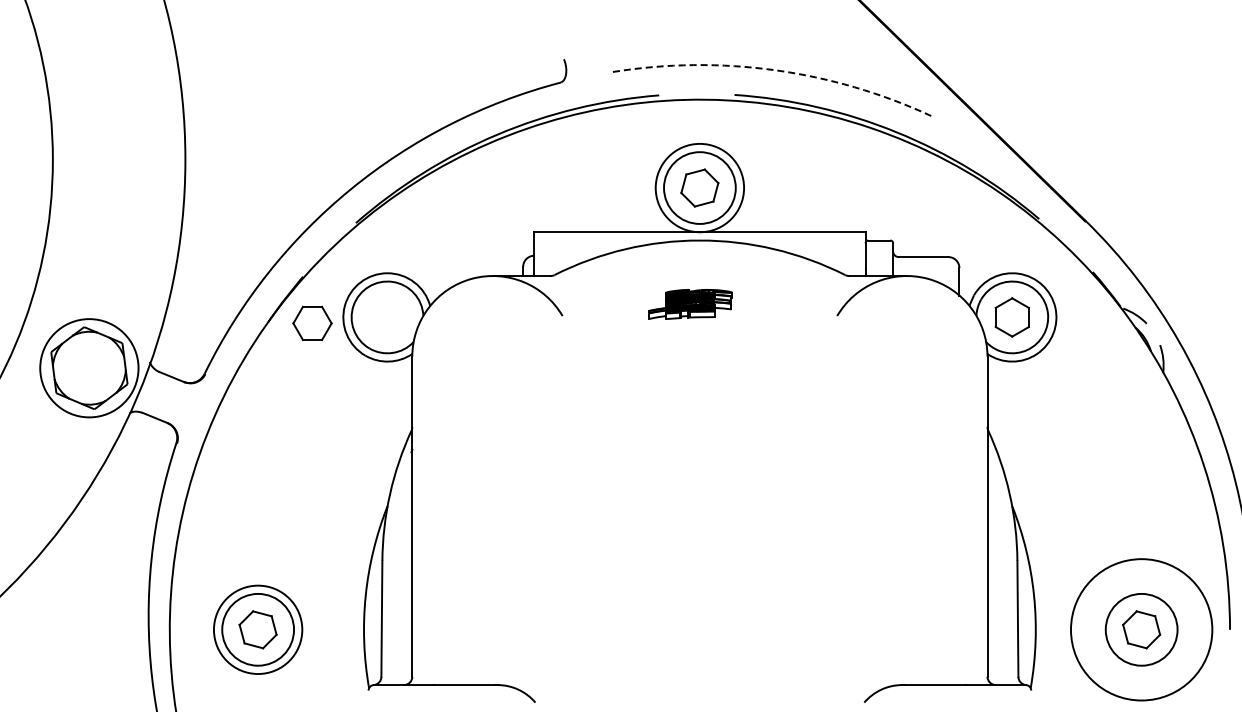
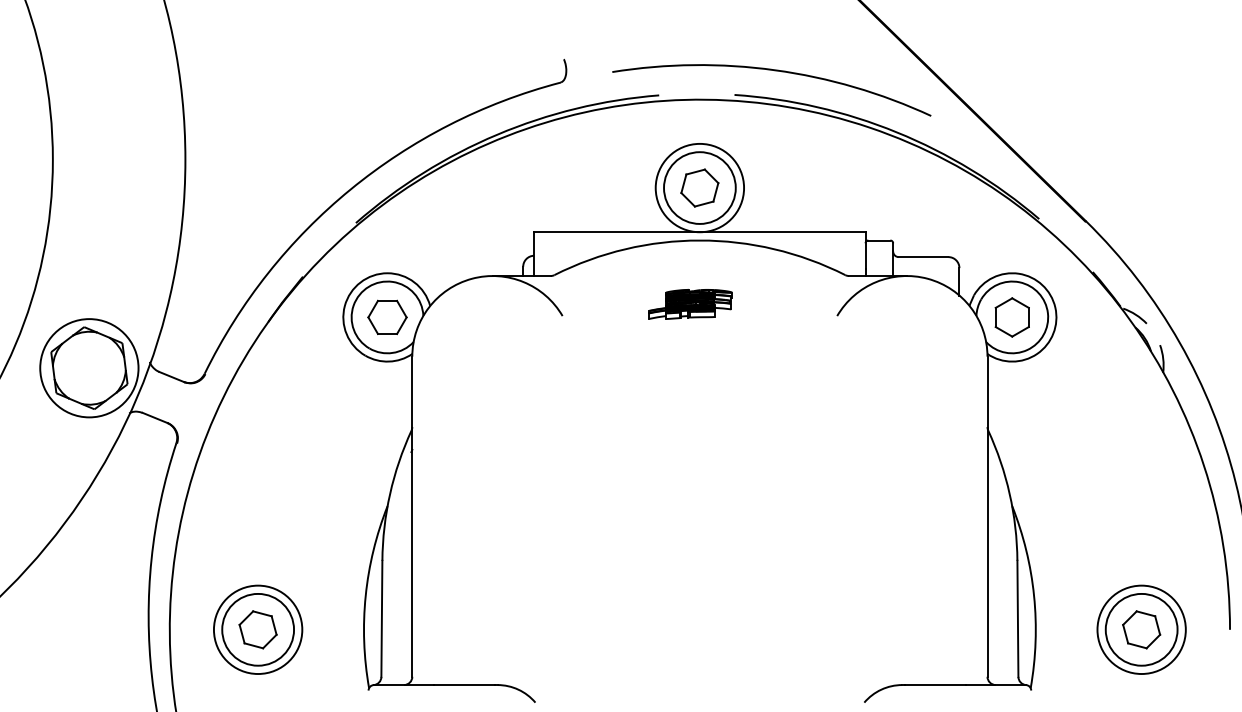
arc: dashed -> solid (775, 70)
part position: (312, 322) -> (387, 316) (387, 316)
circle diameter: 141 px -> 88 px (1141, 629)
